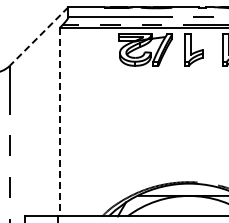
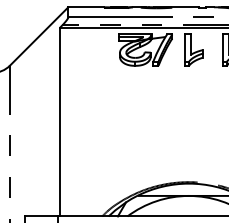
line: dashed -> solid (38, 36)
line: dashed -> solid (60, 122)
